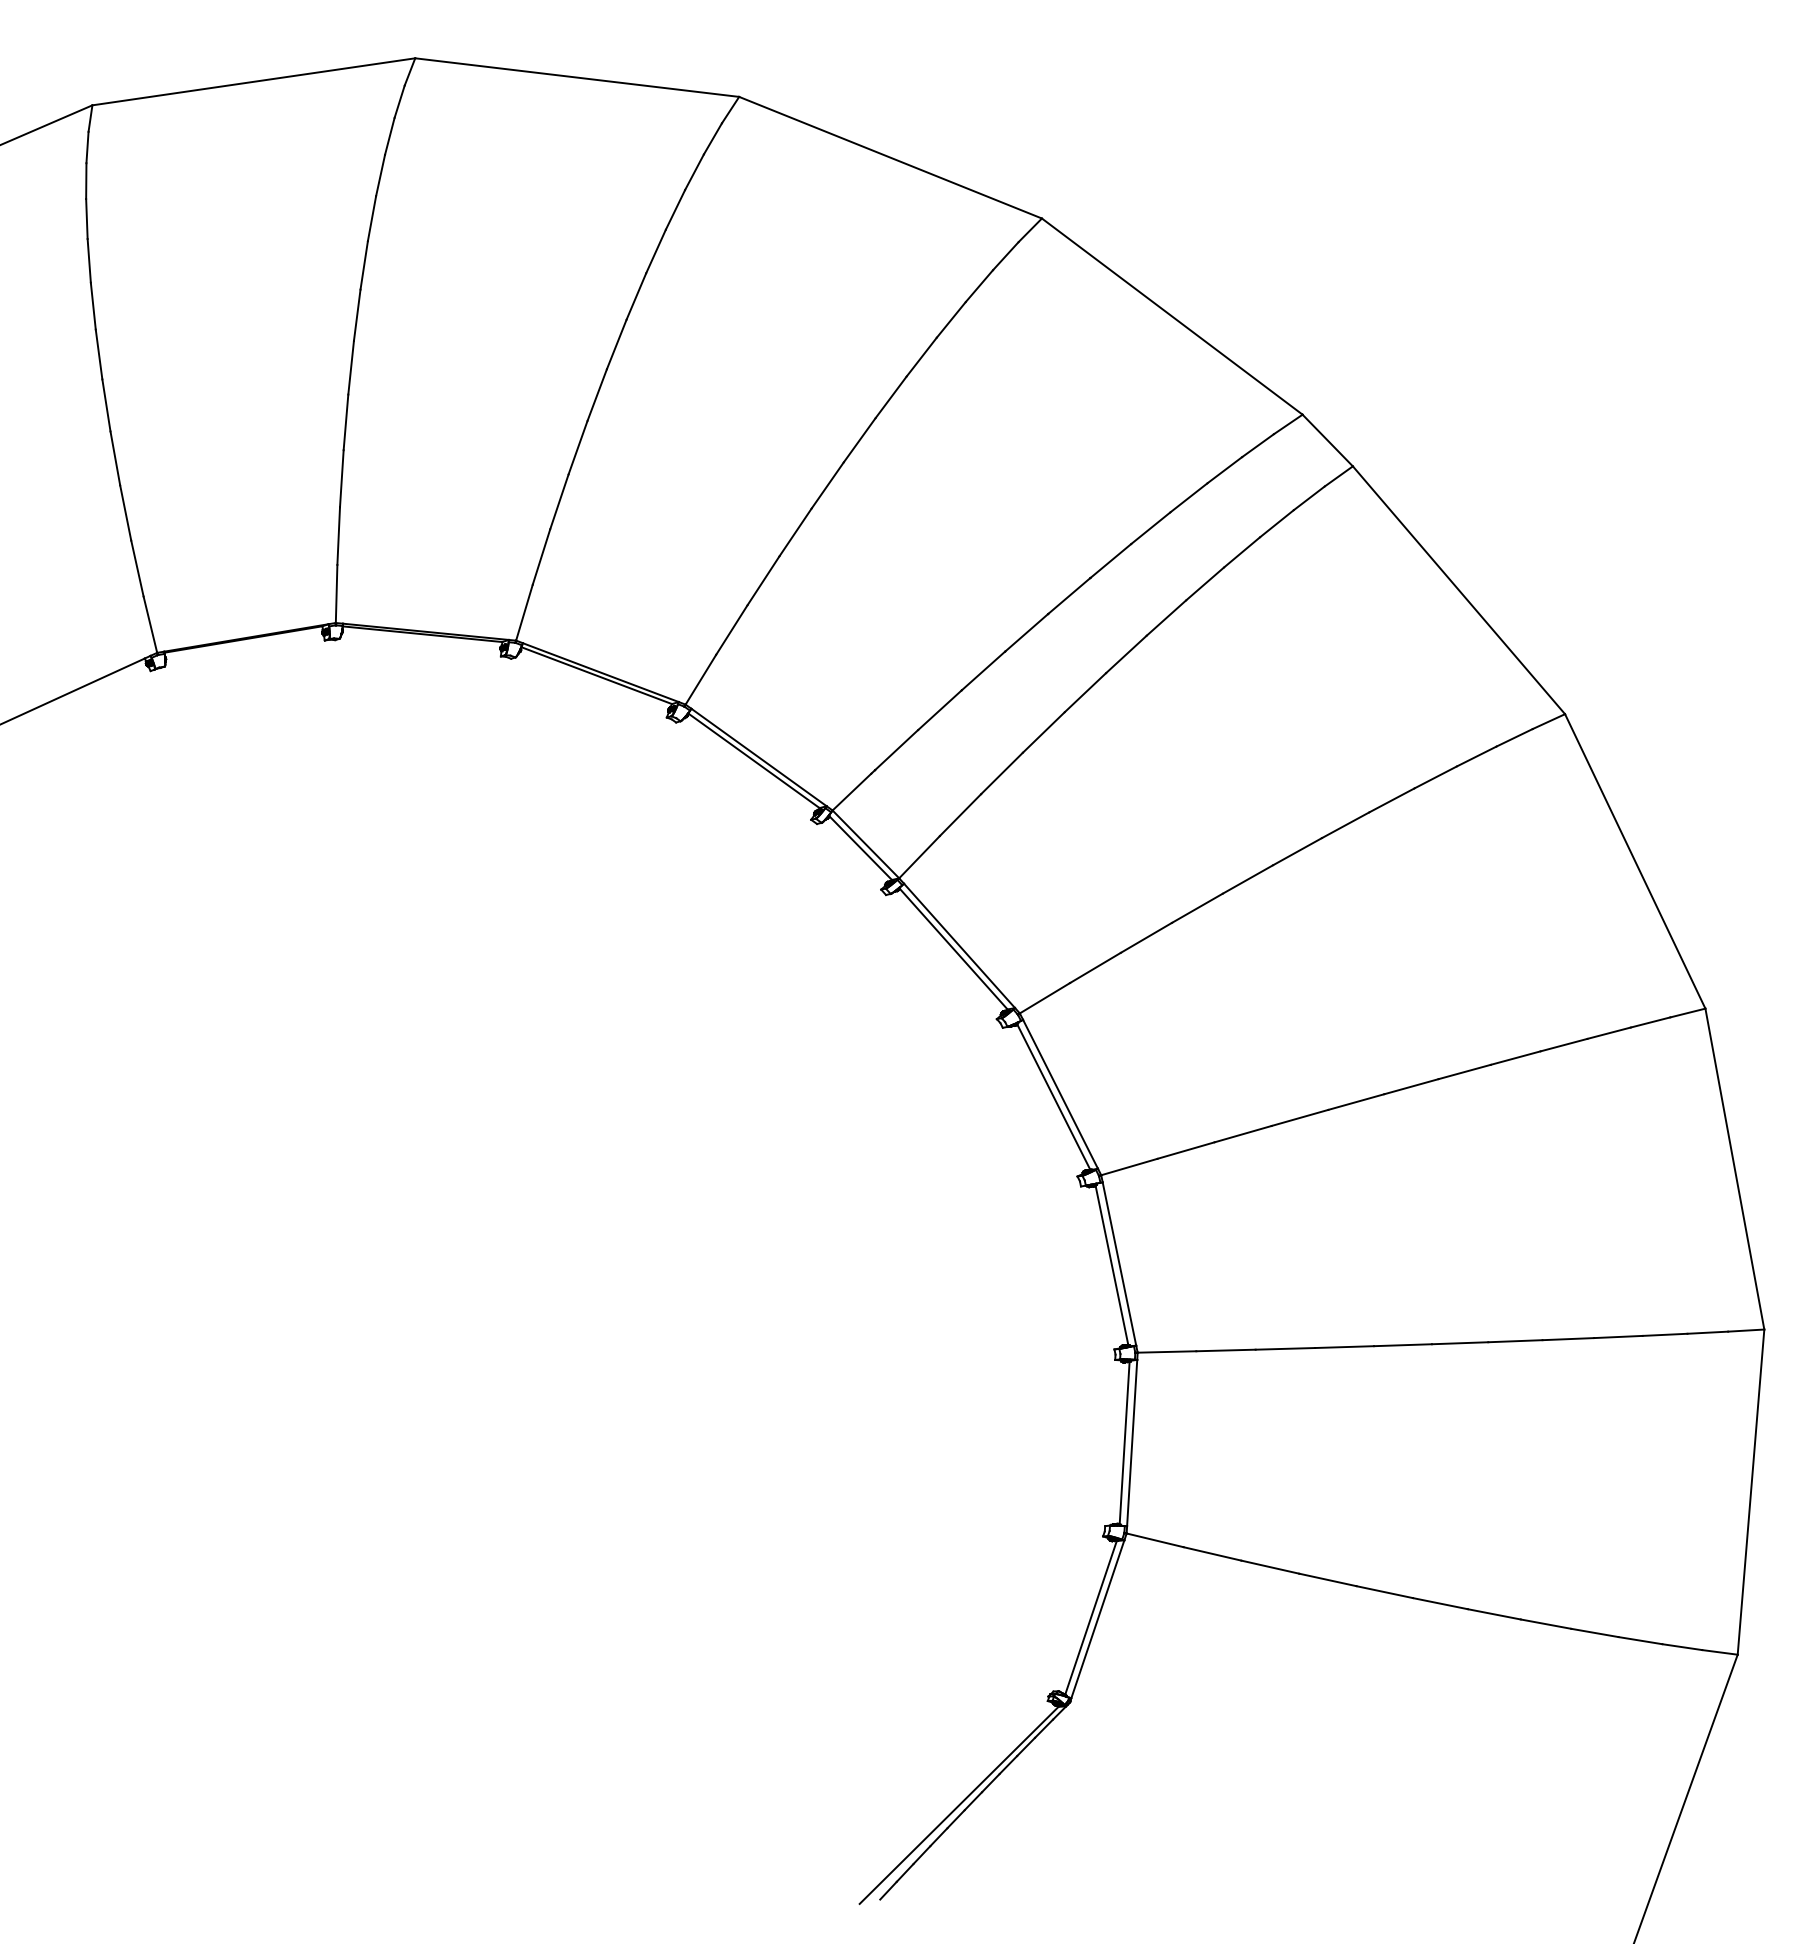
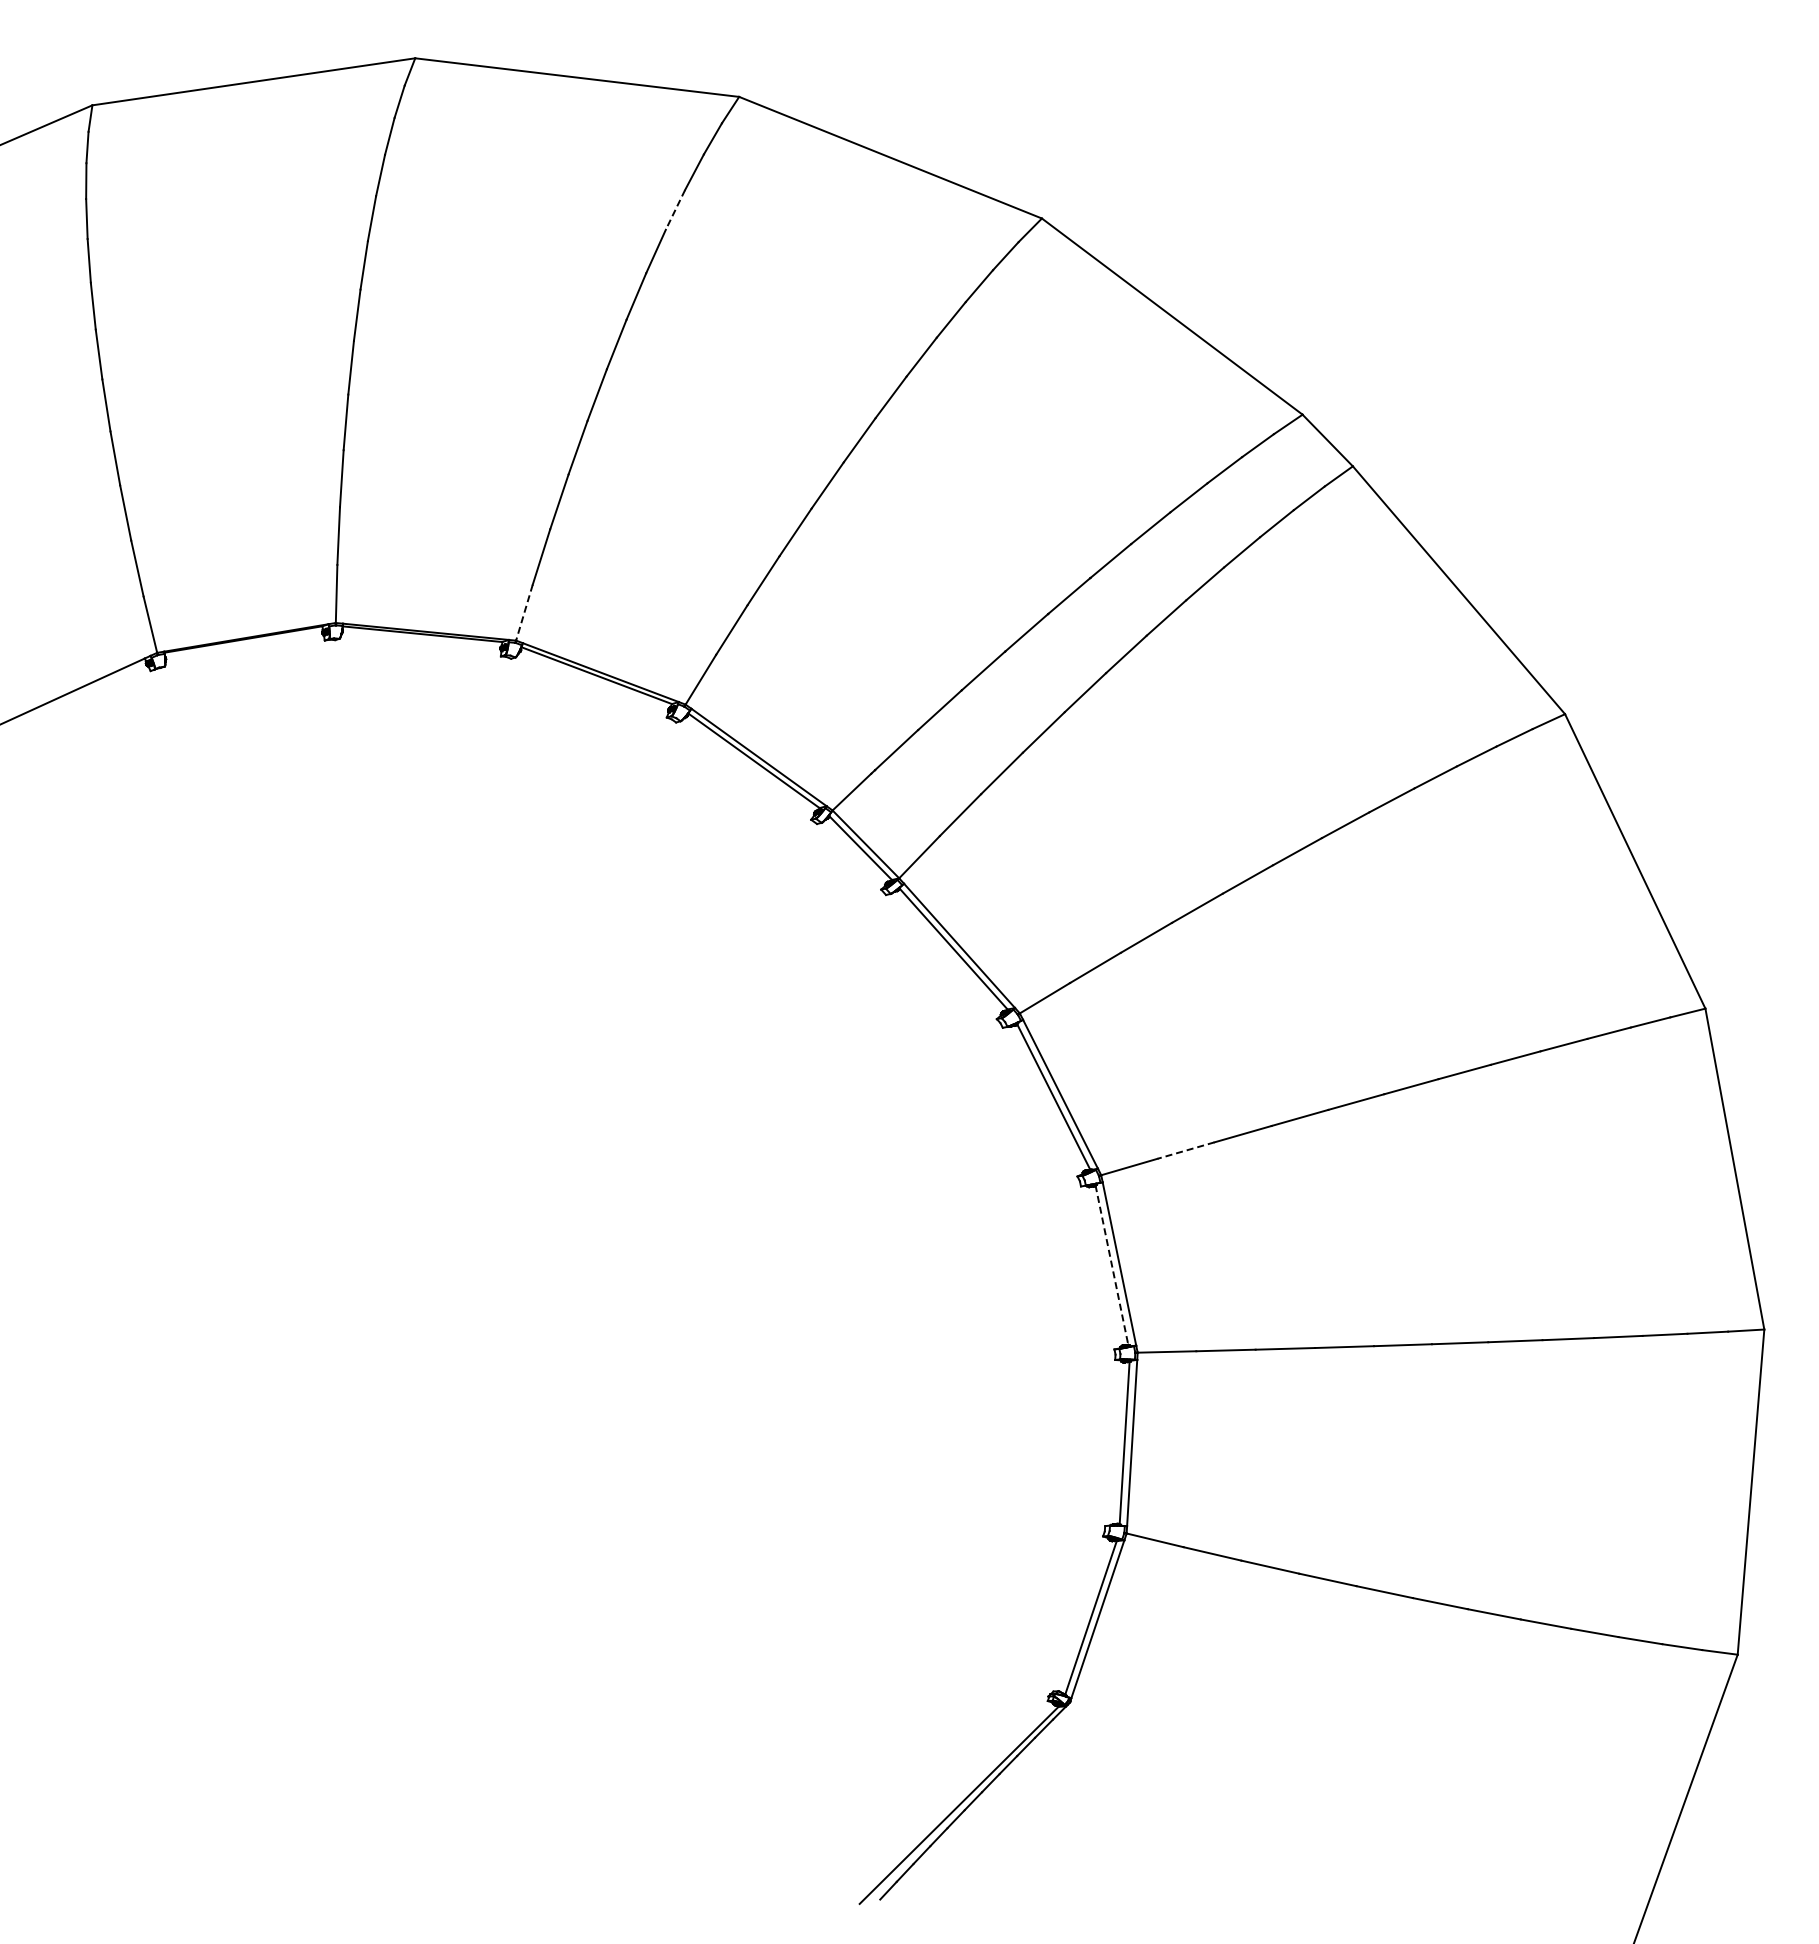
line: solid -> dashed (675, 210)
line: solid -> dashed (524, 613)
line: solid -> dashed (1186, 1150)
line: solid -> dashed (1111, 1265)
